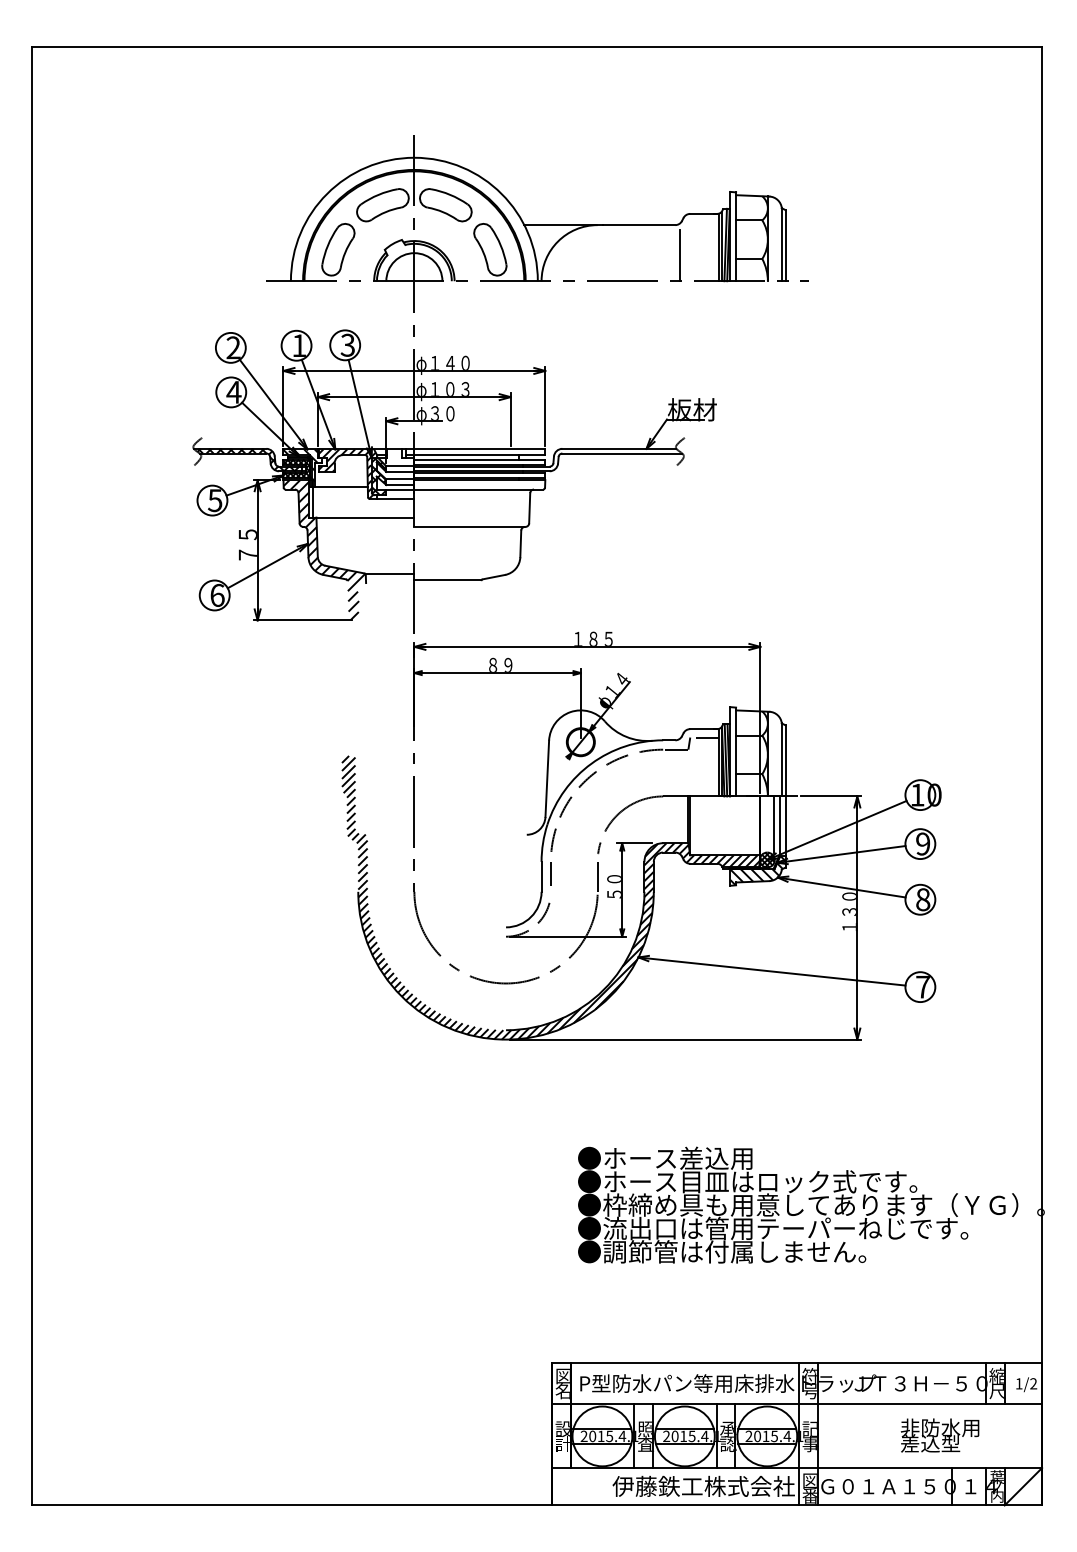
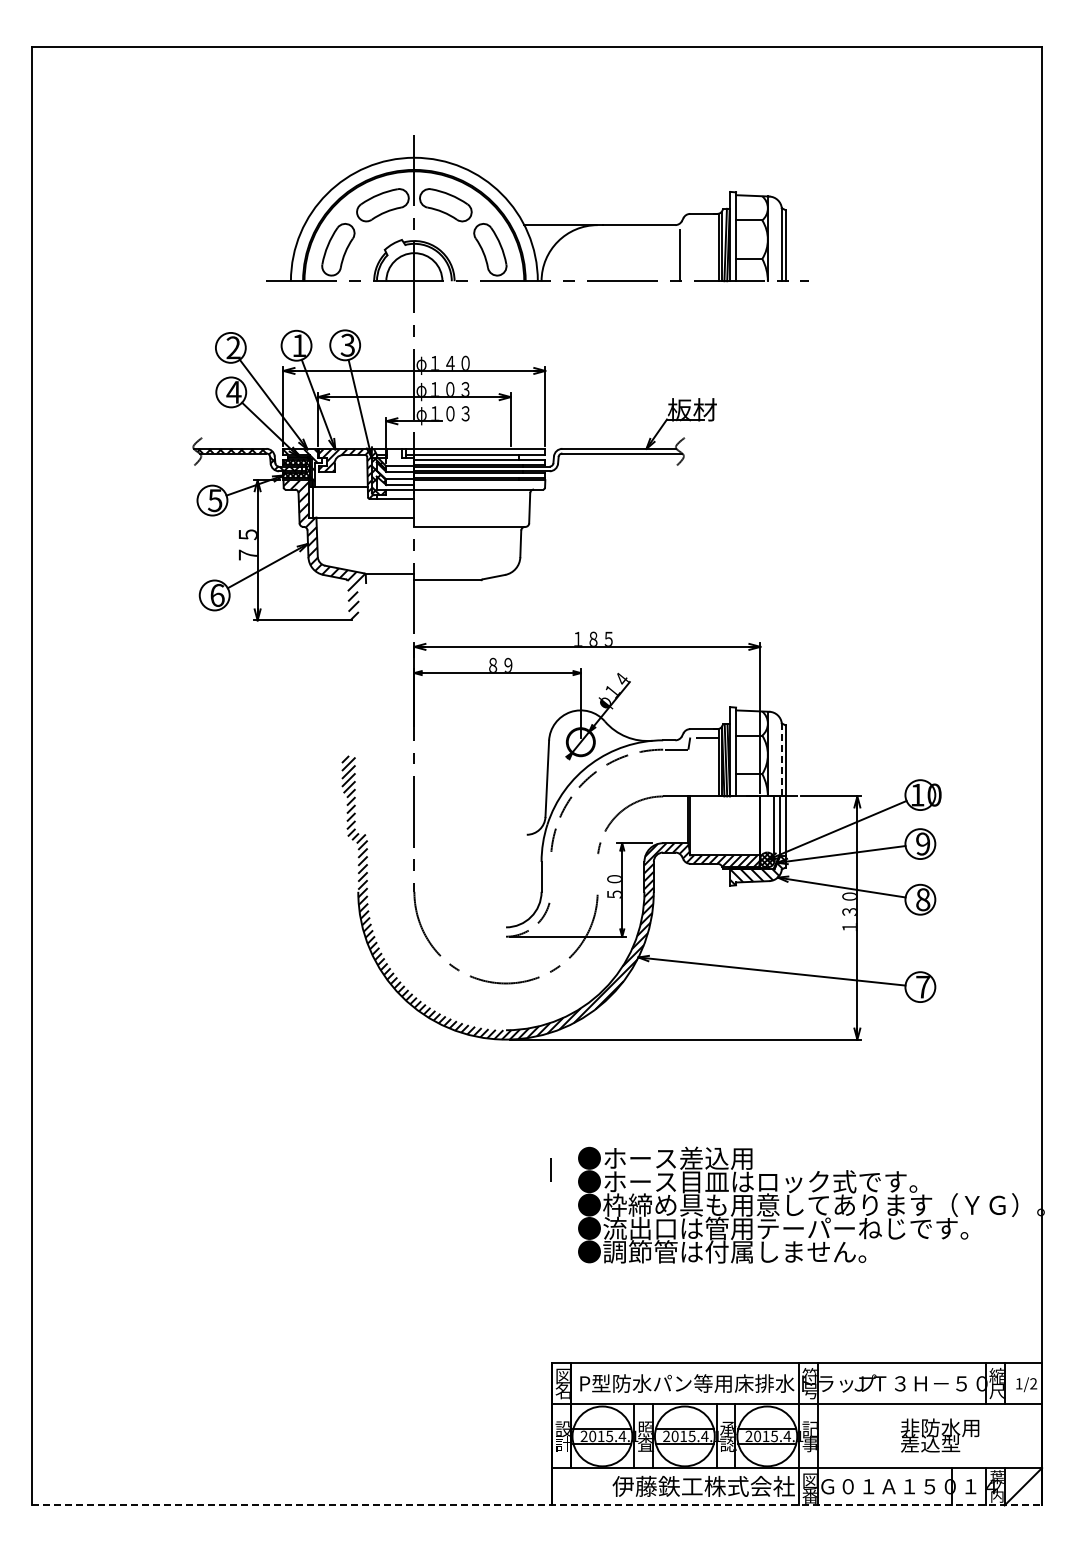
text: φ３０ -> φ１０３ (450, 413)
line: solid -> dashed (781, 760)
line position: (550, 873) -> (550, 1169) (550, 1169)
line: present -> none (597, 876)
line: solid -> dashed (537, 1505)
